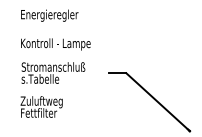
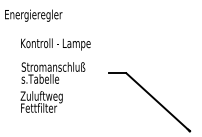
text position: (49, 15) -> (33, 15) (33, 15)
text position: (41, 106) -> (41, 101) (41, 101)
